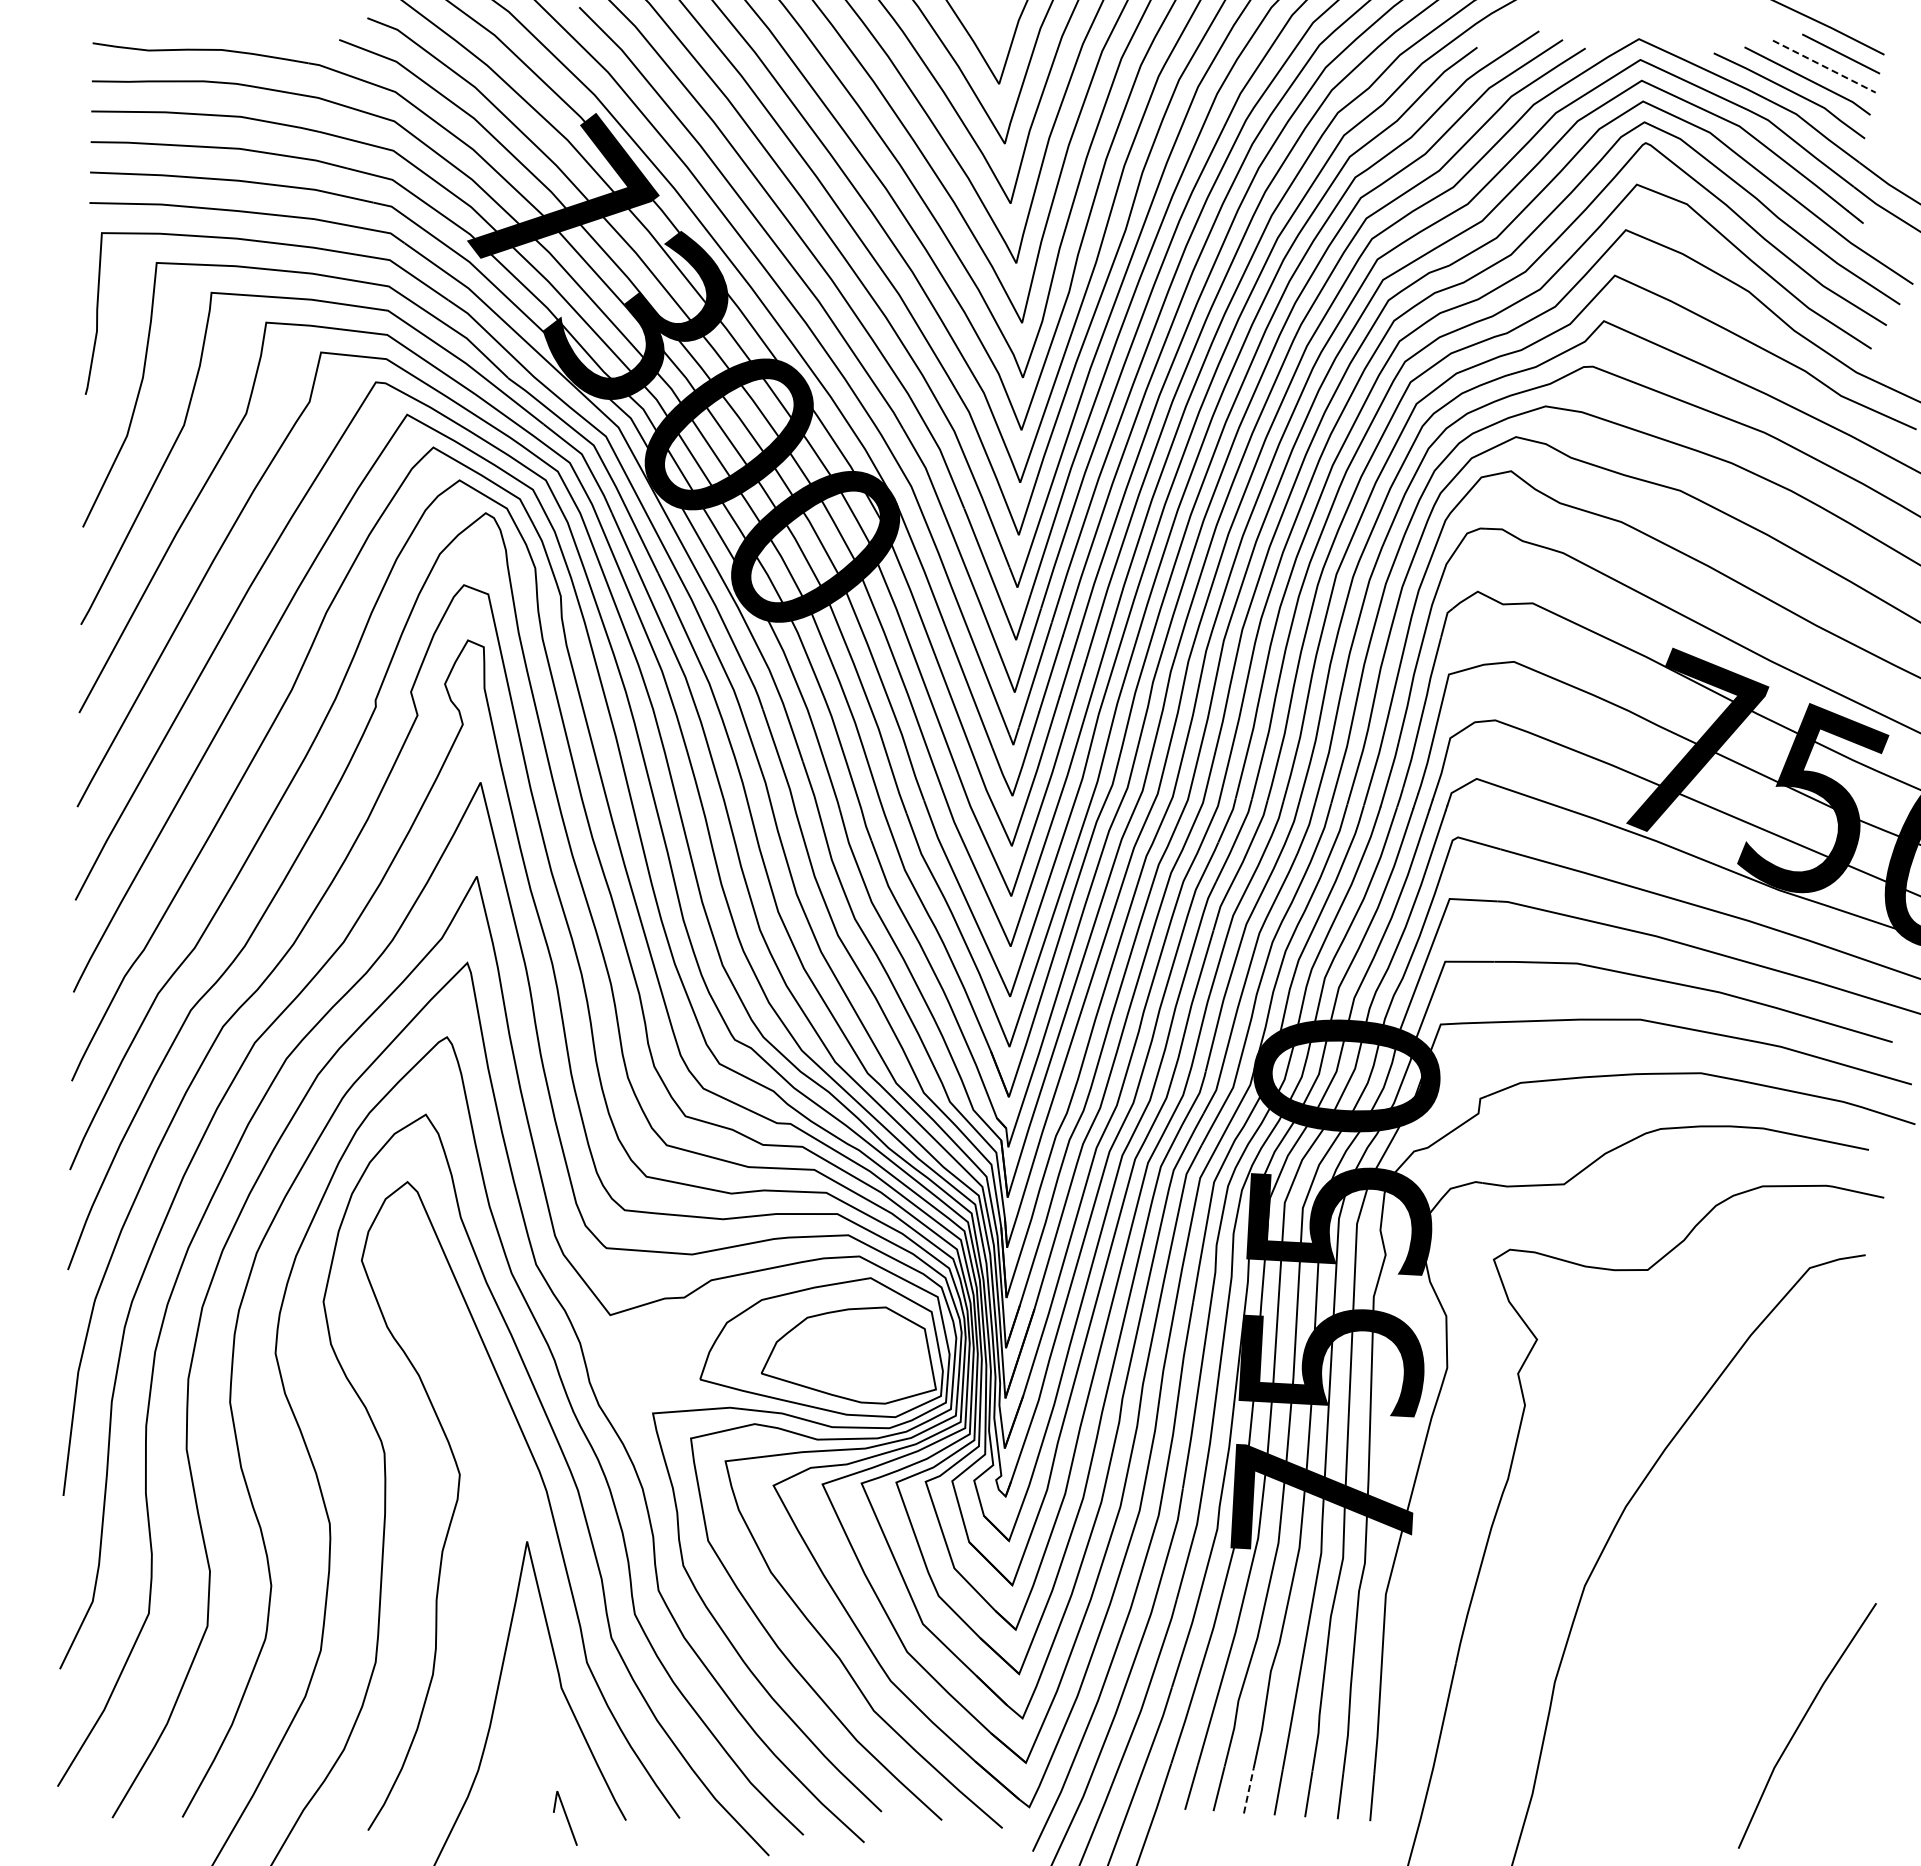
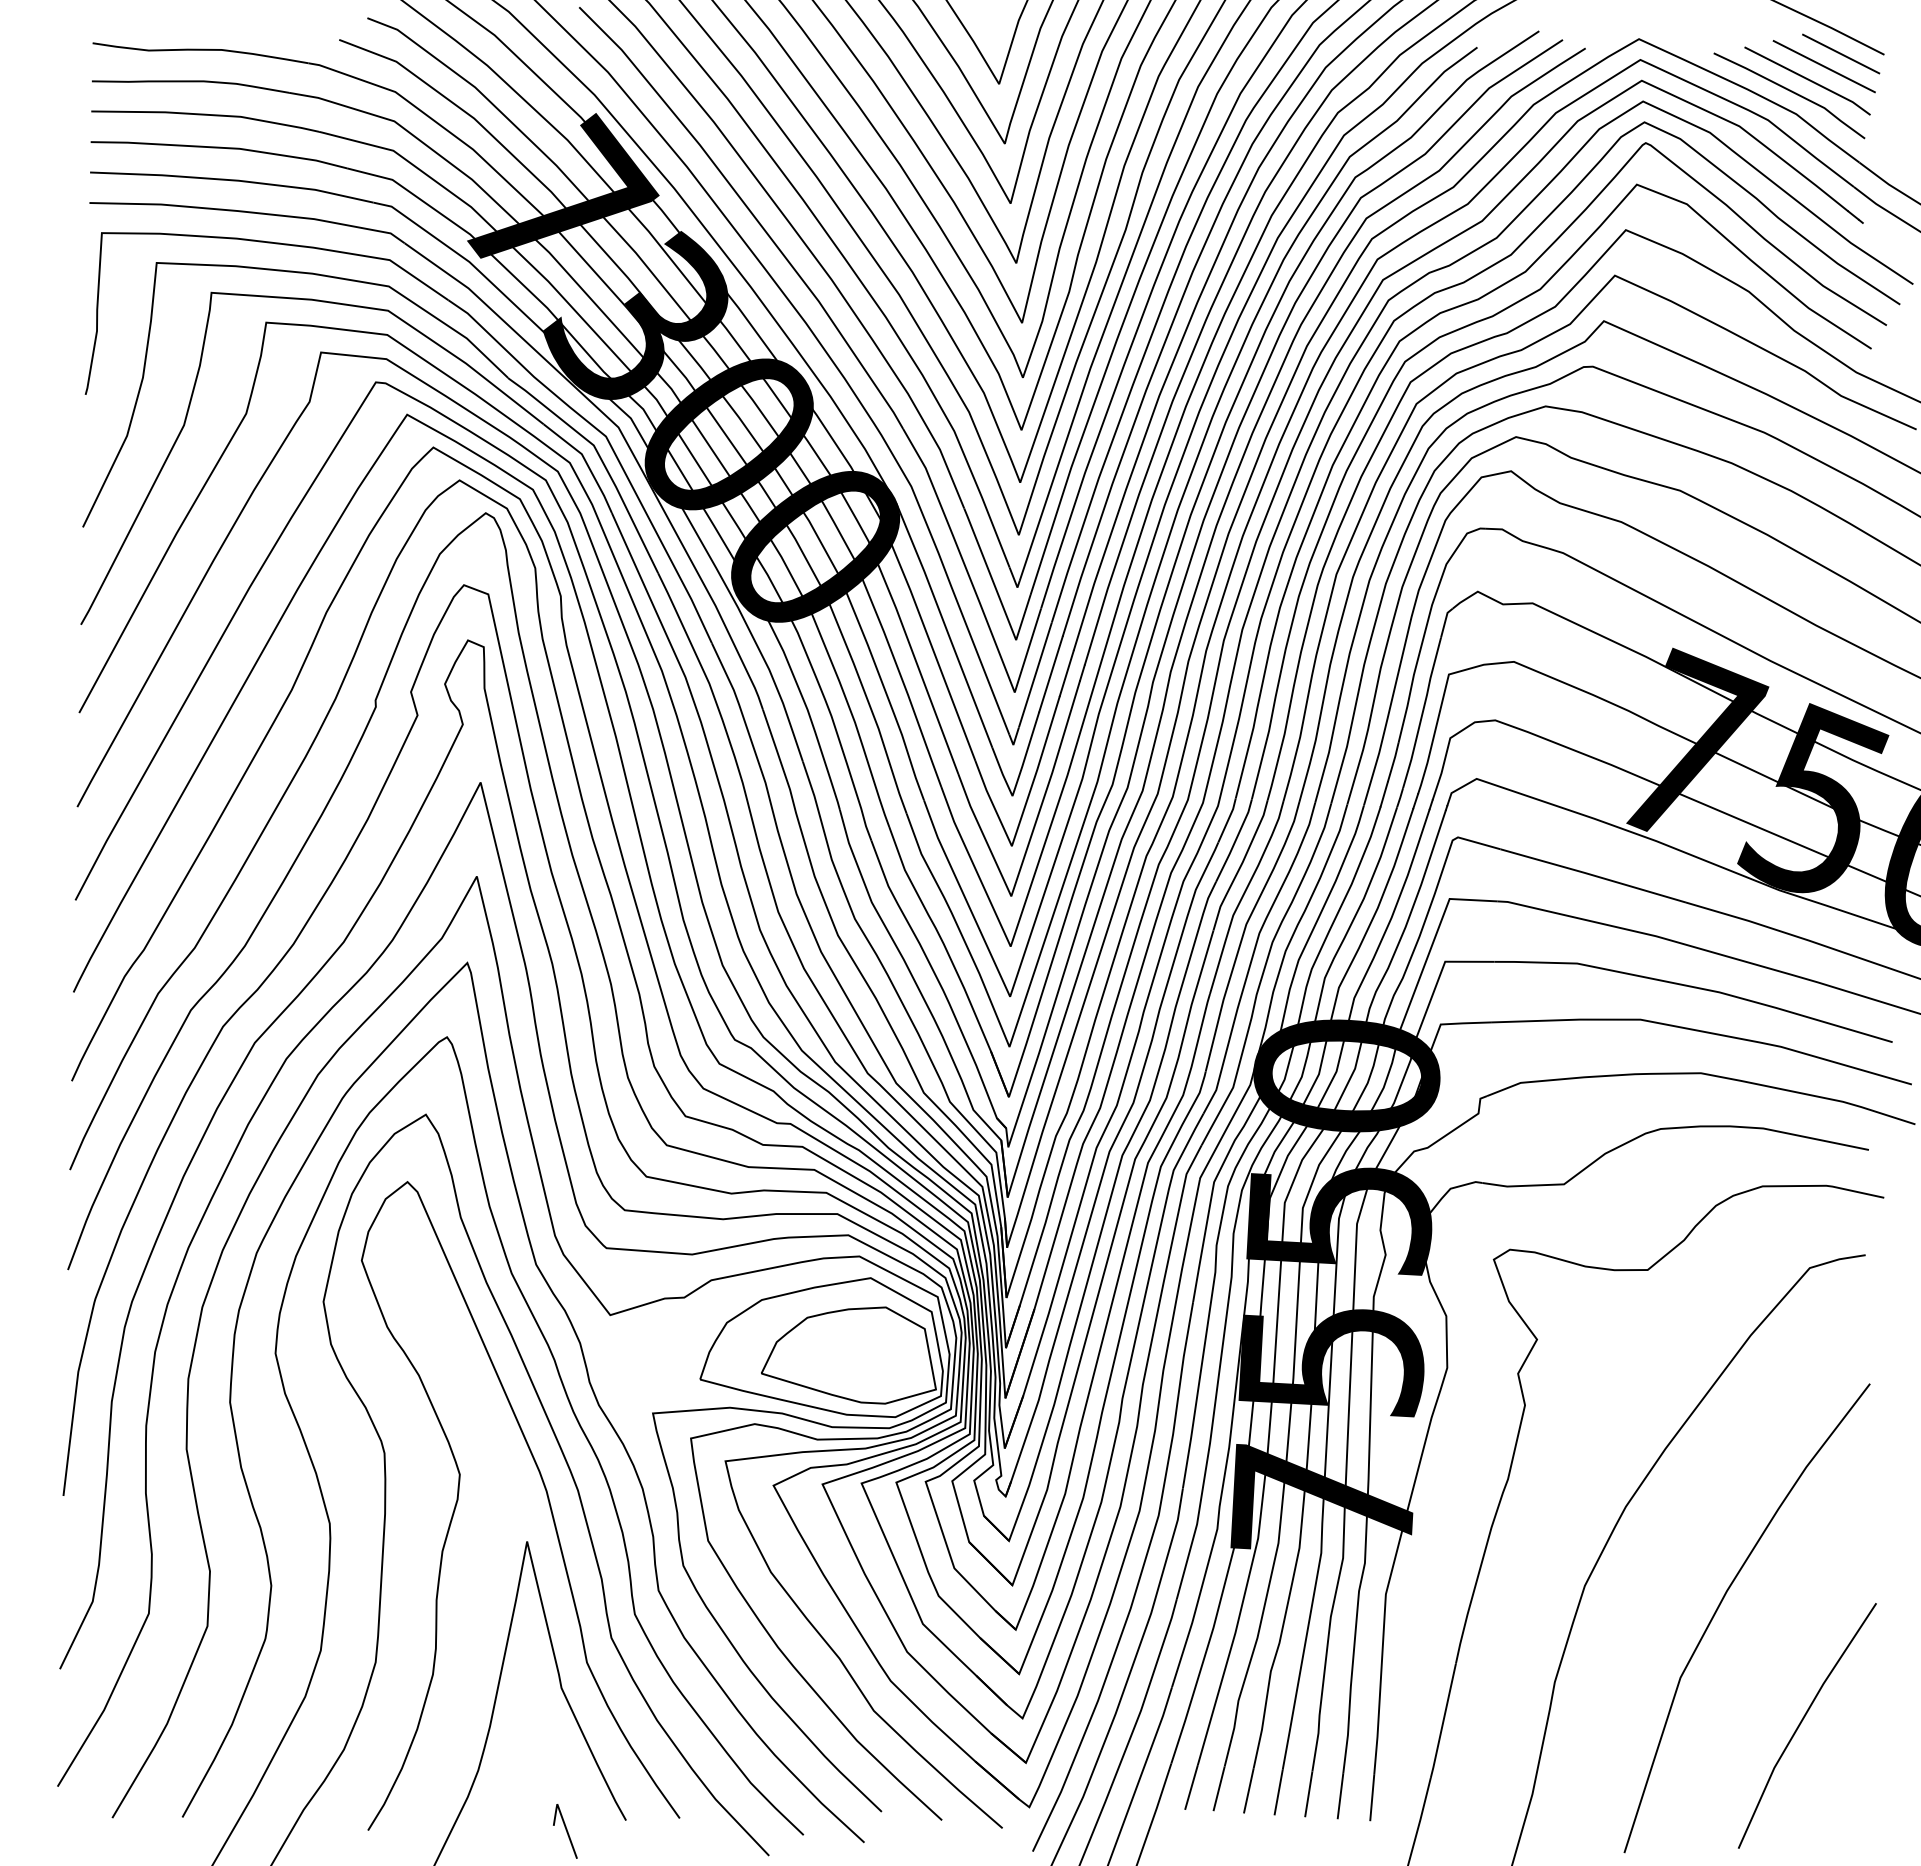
line: dashed -> solid (1824, 66)
curve: none -> present (1720, 1605)
line: dashed -> solid (1248, 1790)
line position: (565, 1817) -> (565, 1830) (565, 1830)
